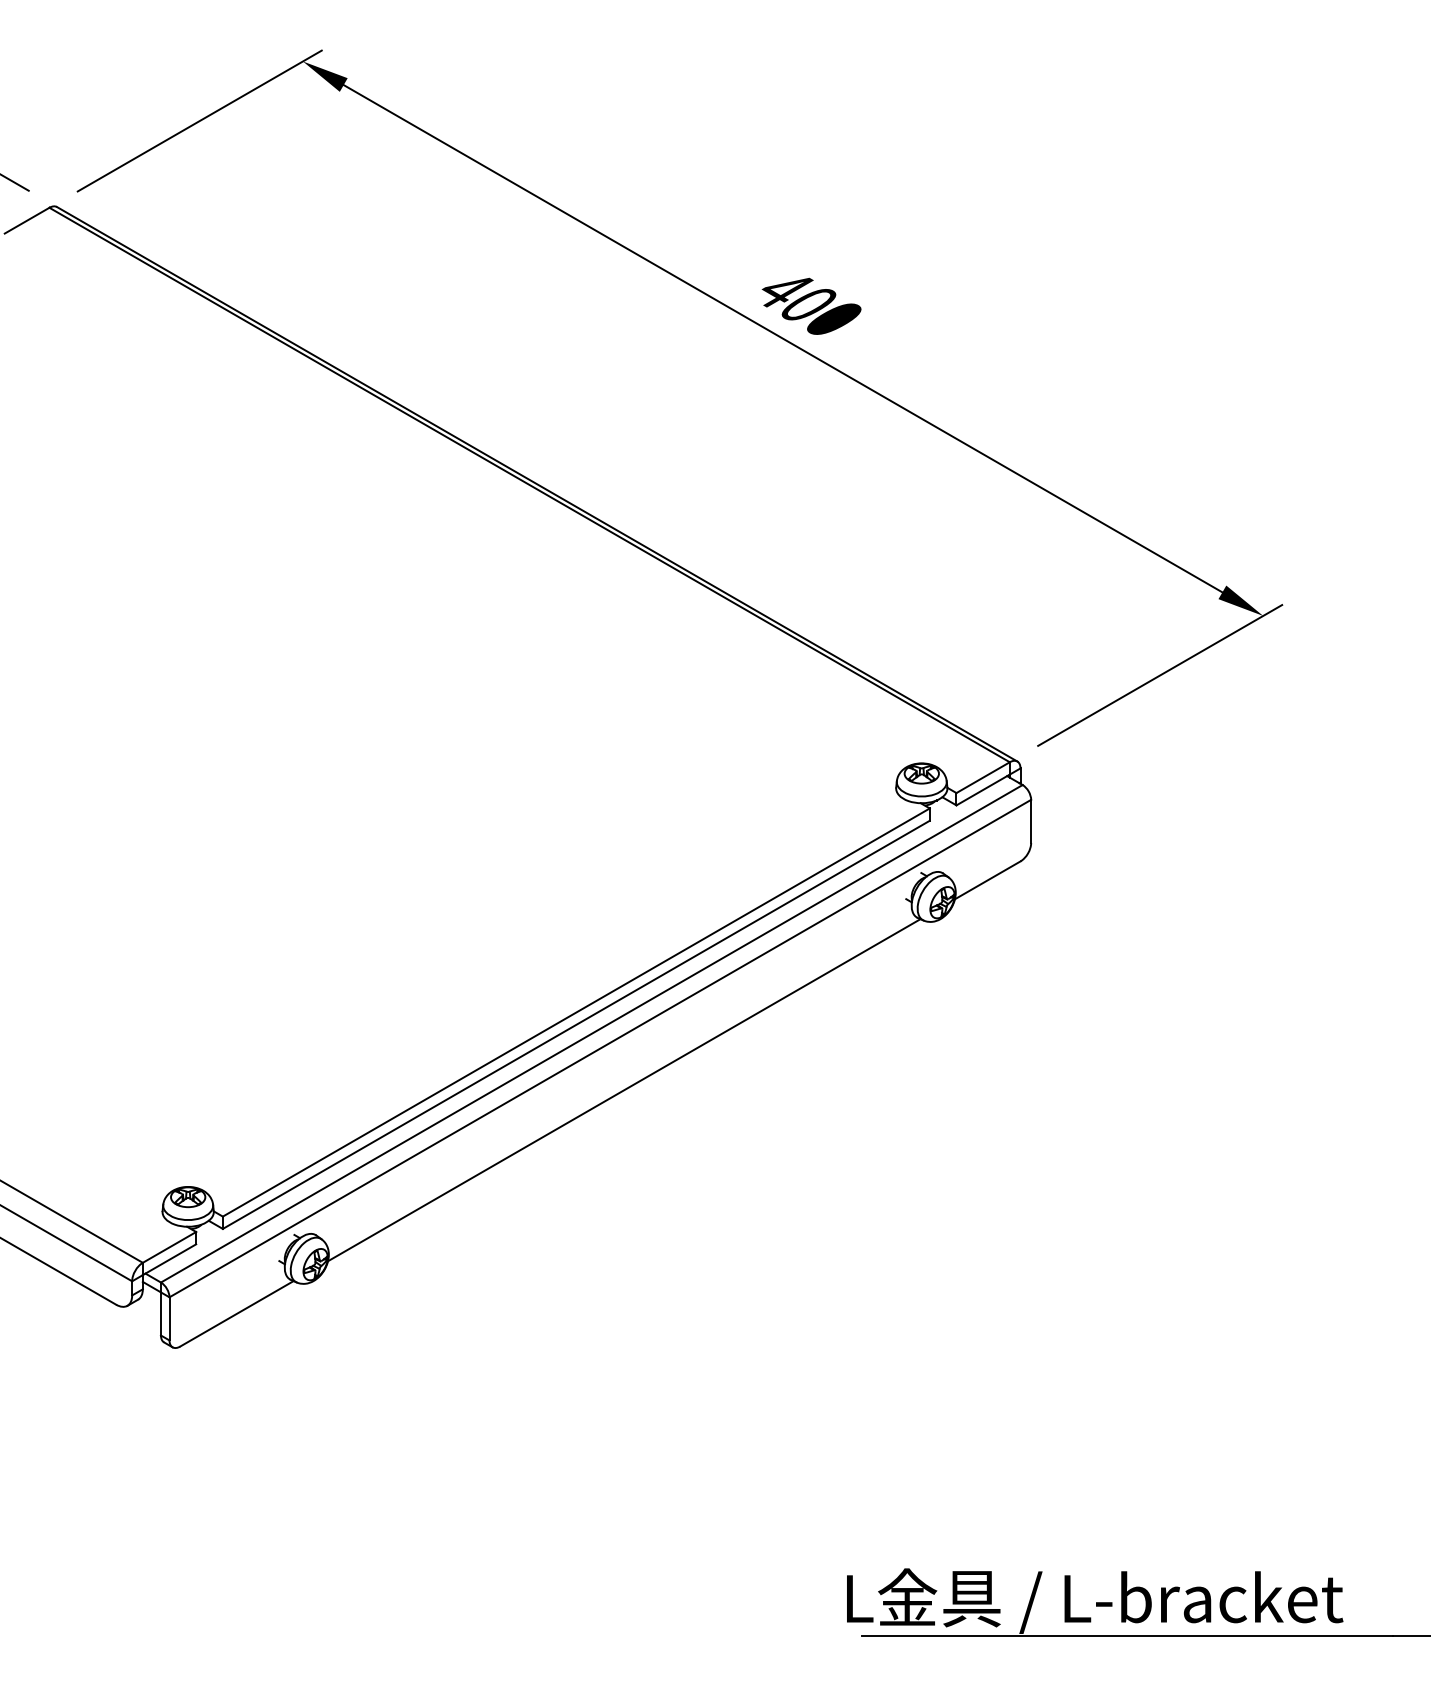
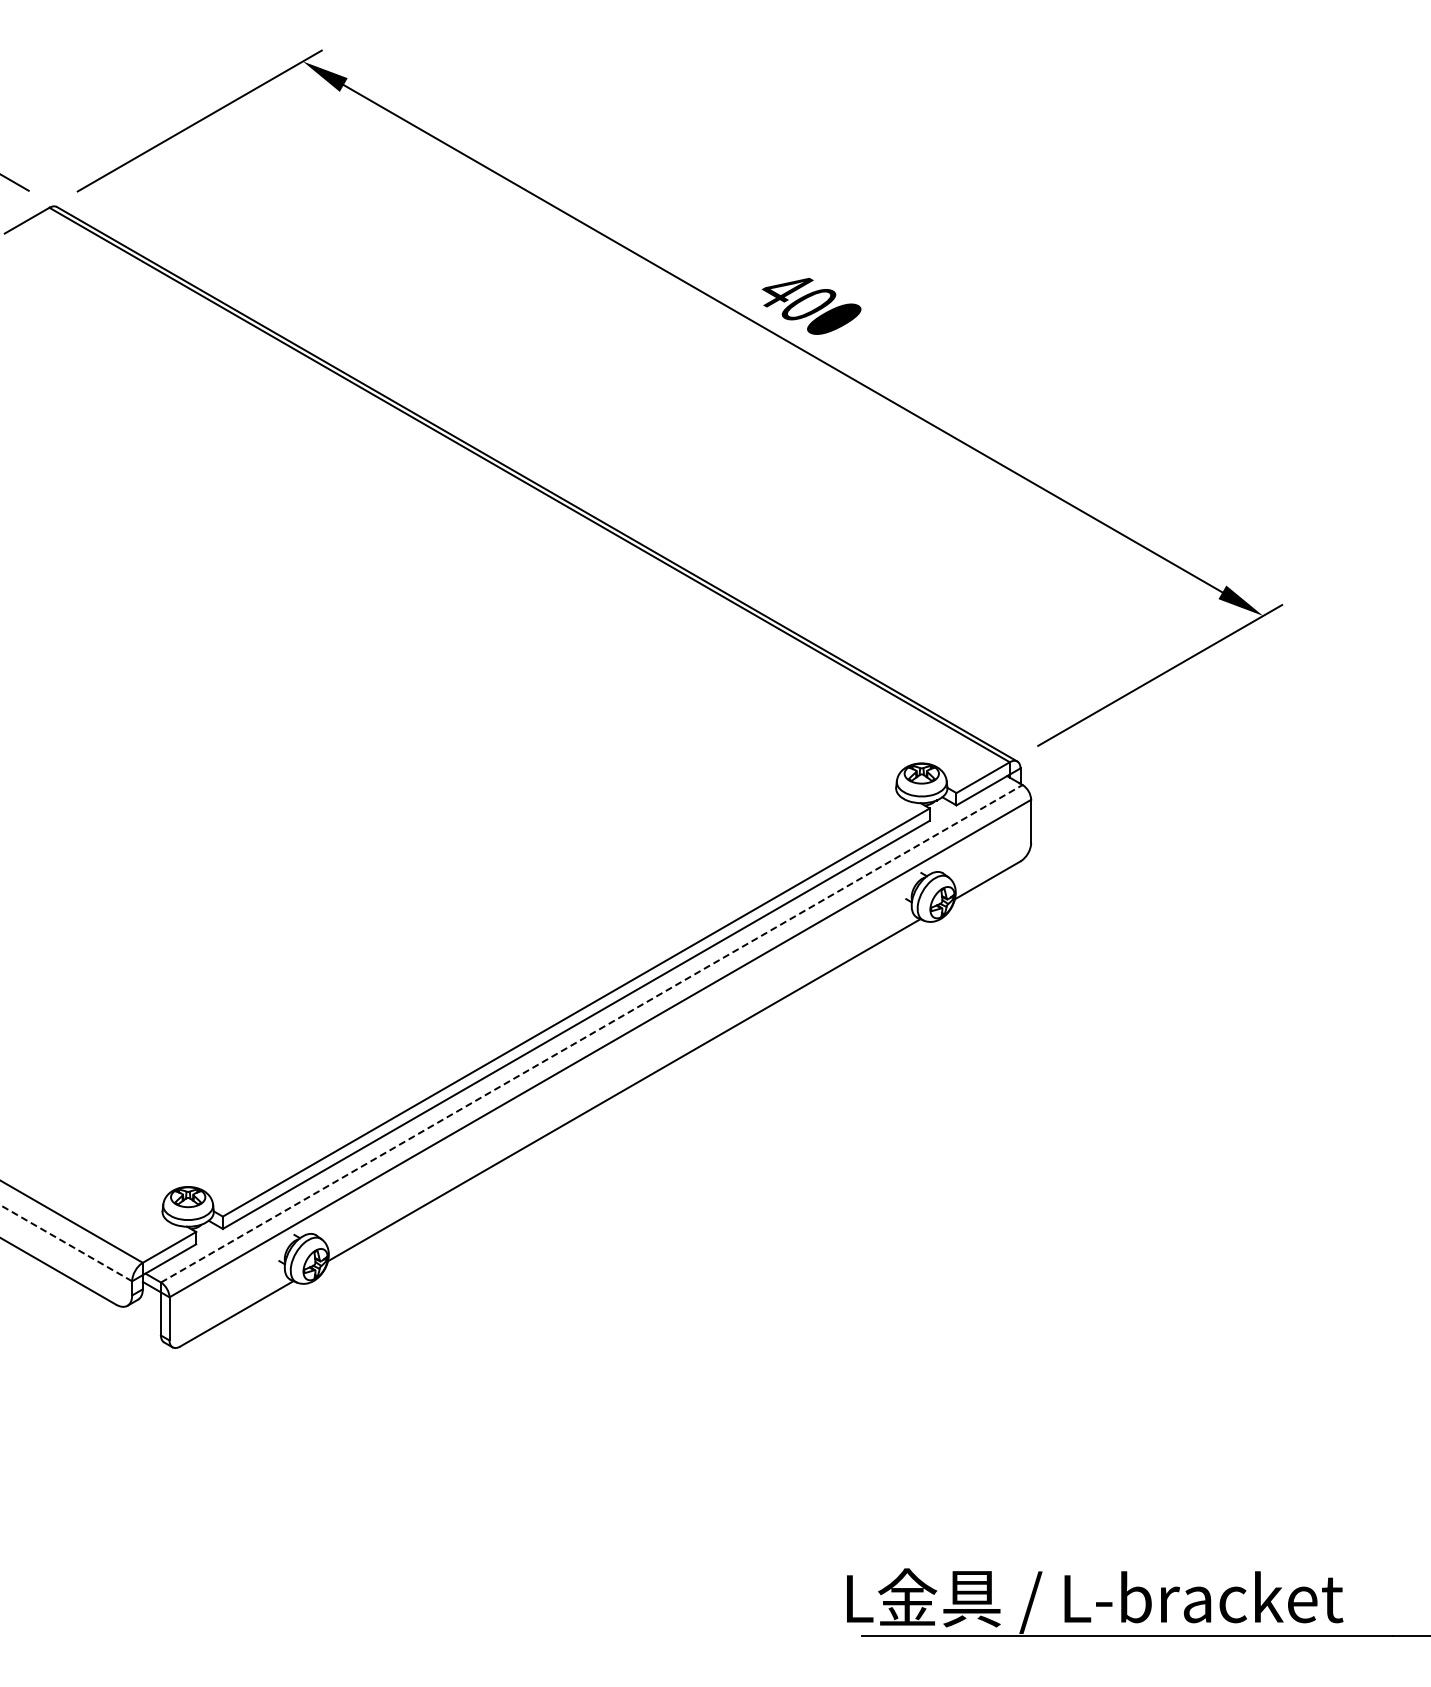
line: solid -> dashed (592, 1033)
line: solid -> dashed (66, 1243)
